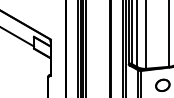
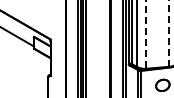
line: solid -> dashed (169, 32)
line: solid -> dashed (146, 34)
